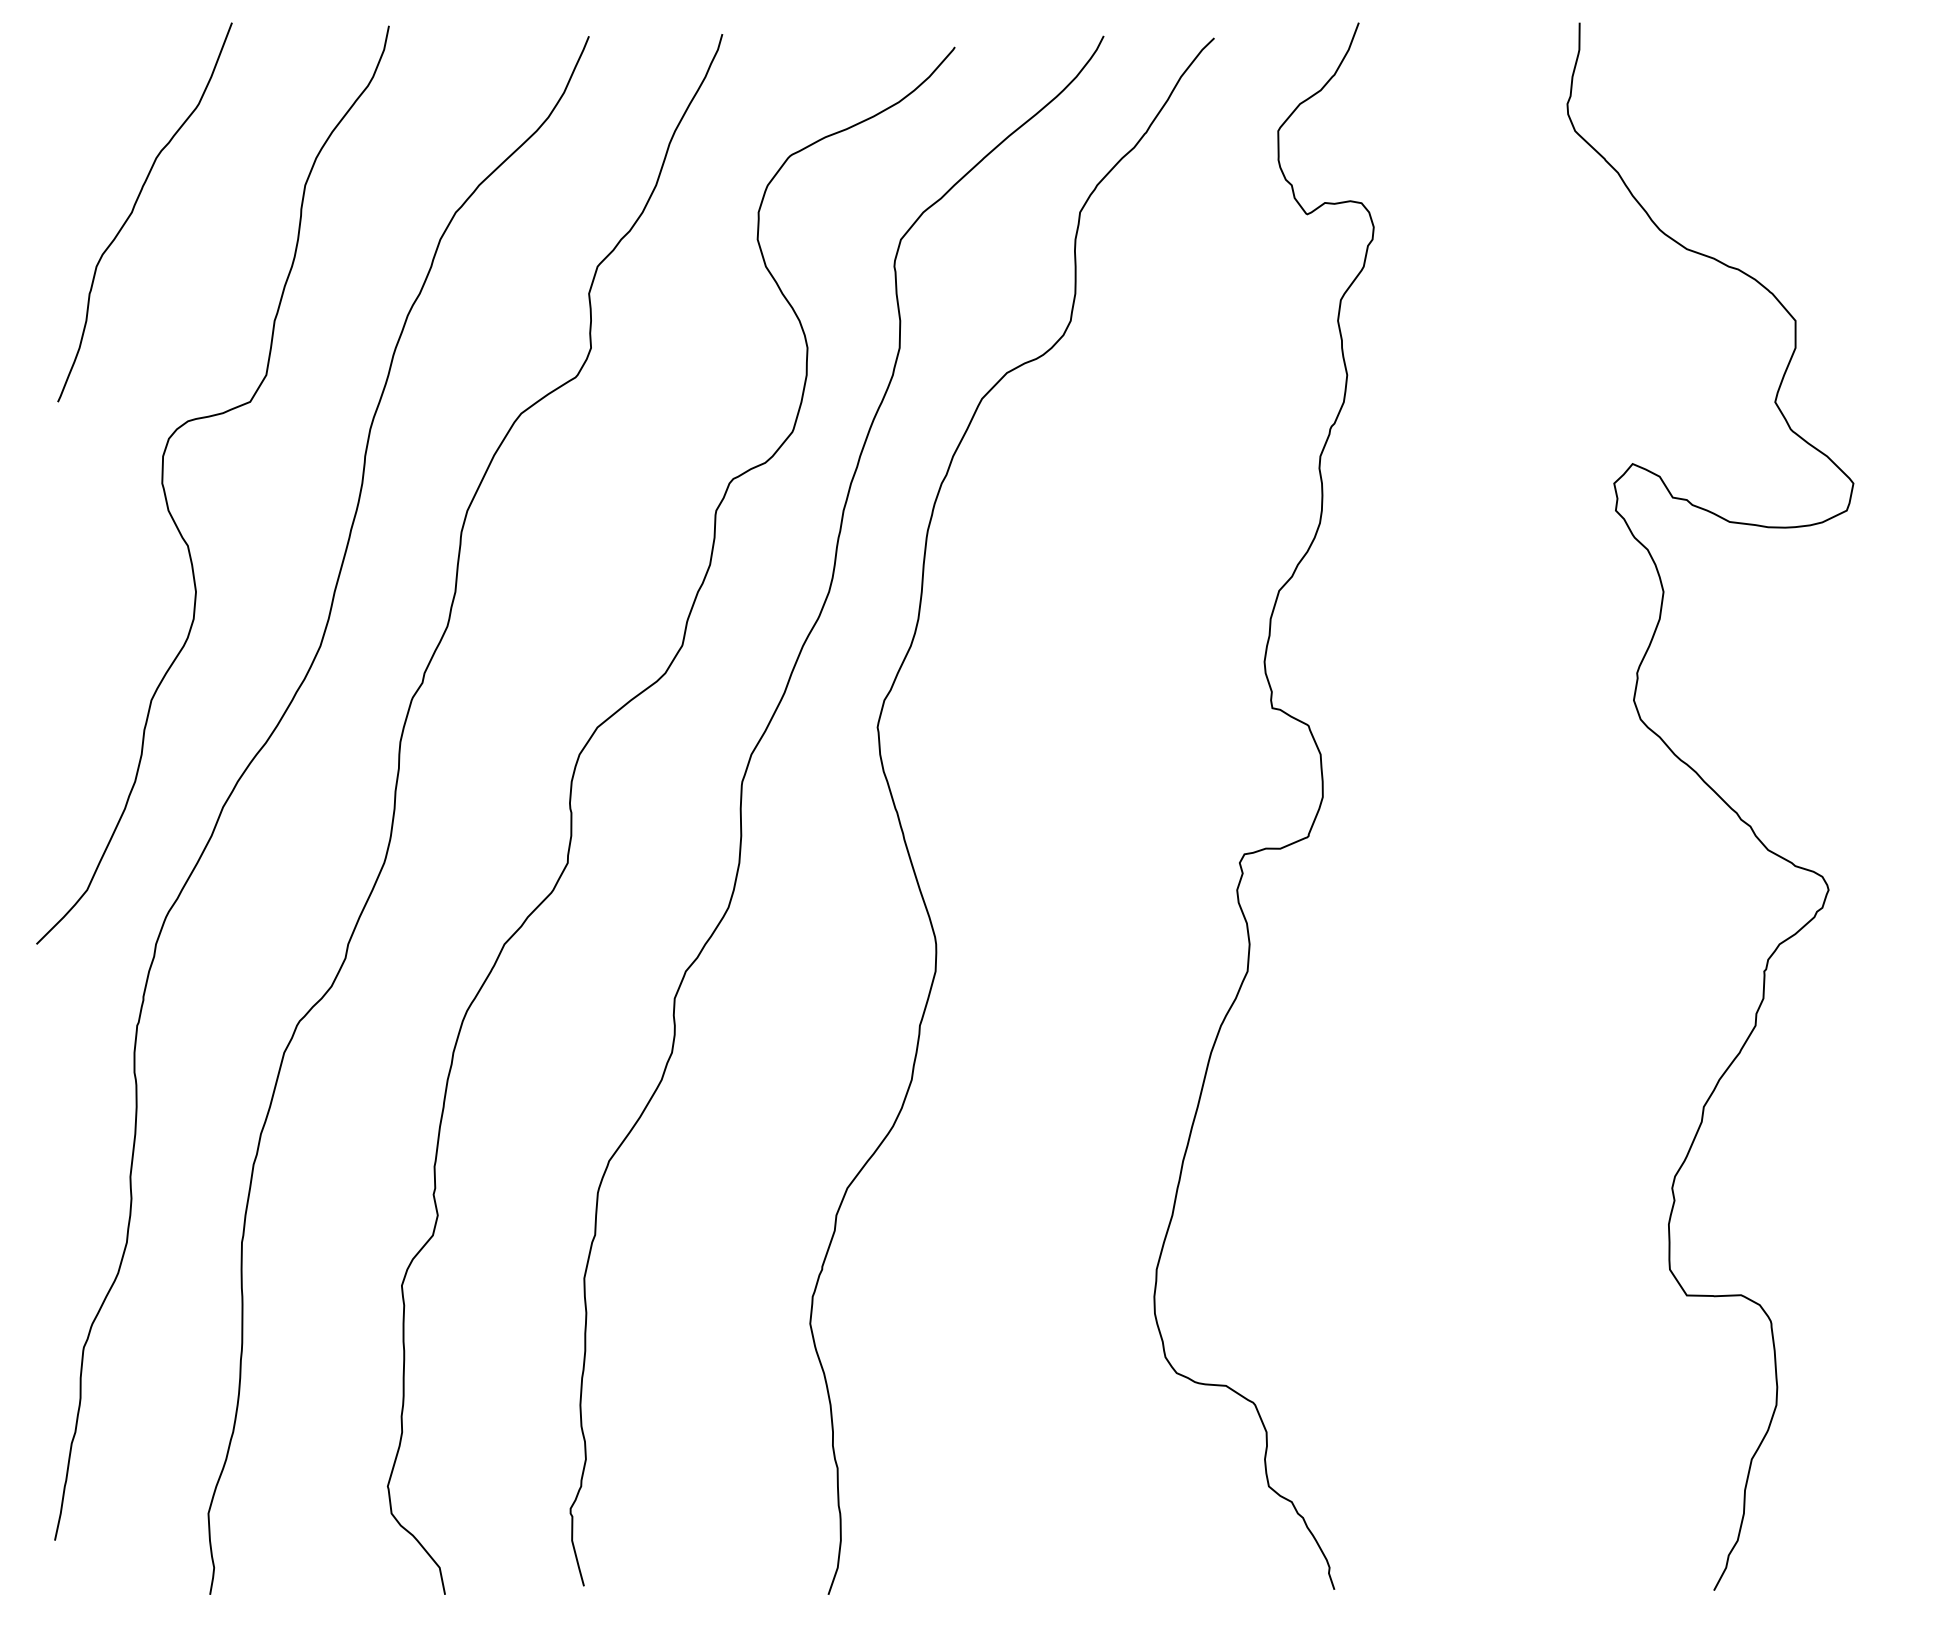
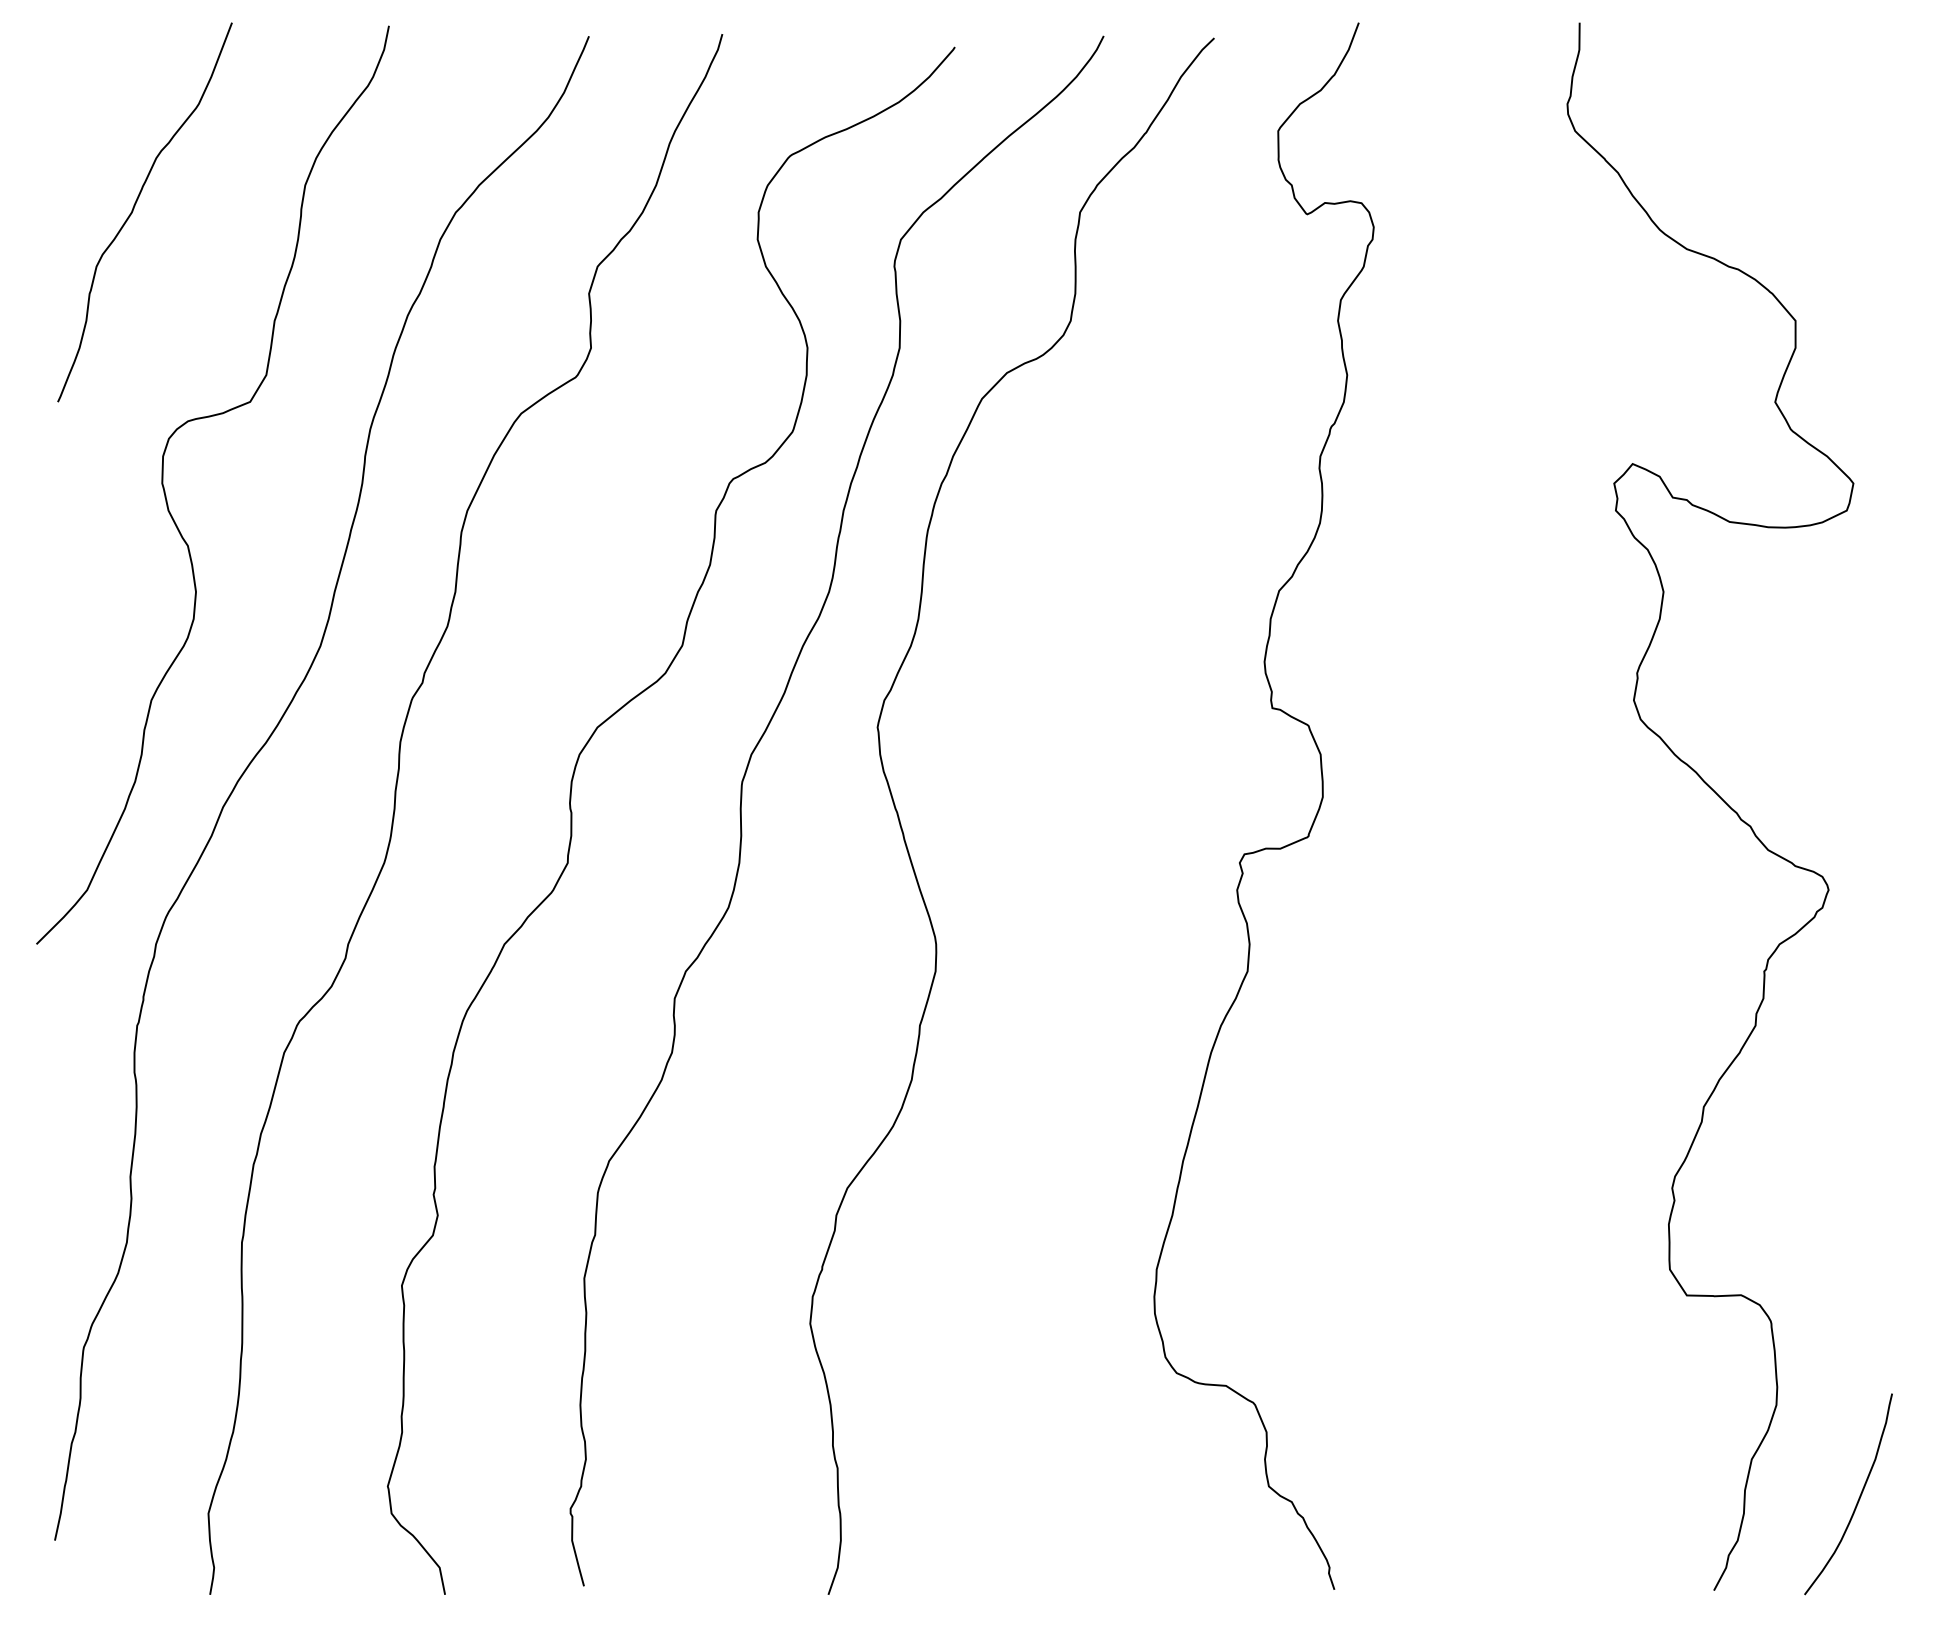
curve: none -> present (1858, 1498)
